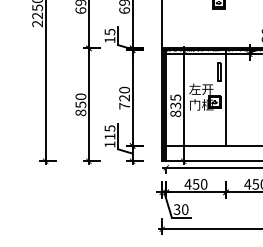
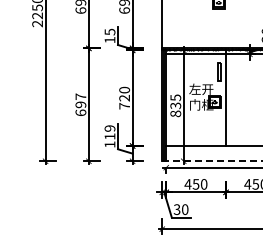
text: 850 -> 697 (80, 104)
text: 115 -> 119 (109, 128)
line: solid -> dashed (212, 161)
